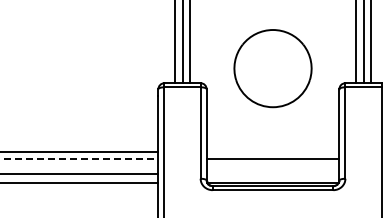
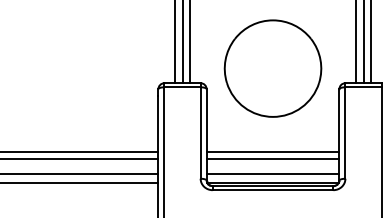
part size: 80x80 px -> 100x99 px (272, 68)
line: none -> present (272, 152)
line: dashed -> solid (79, 159)
line: none -> present (272, 174)
